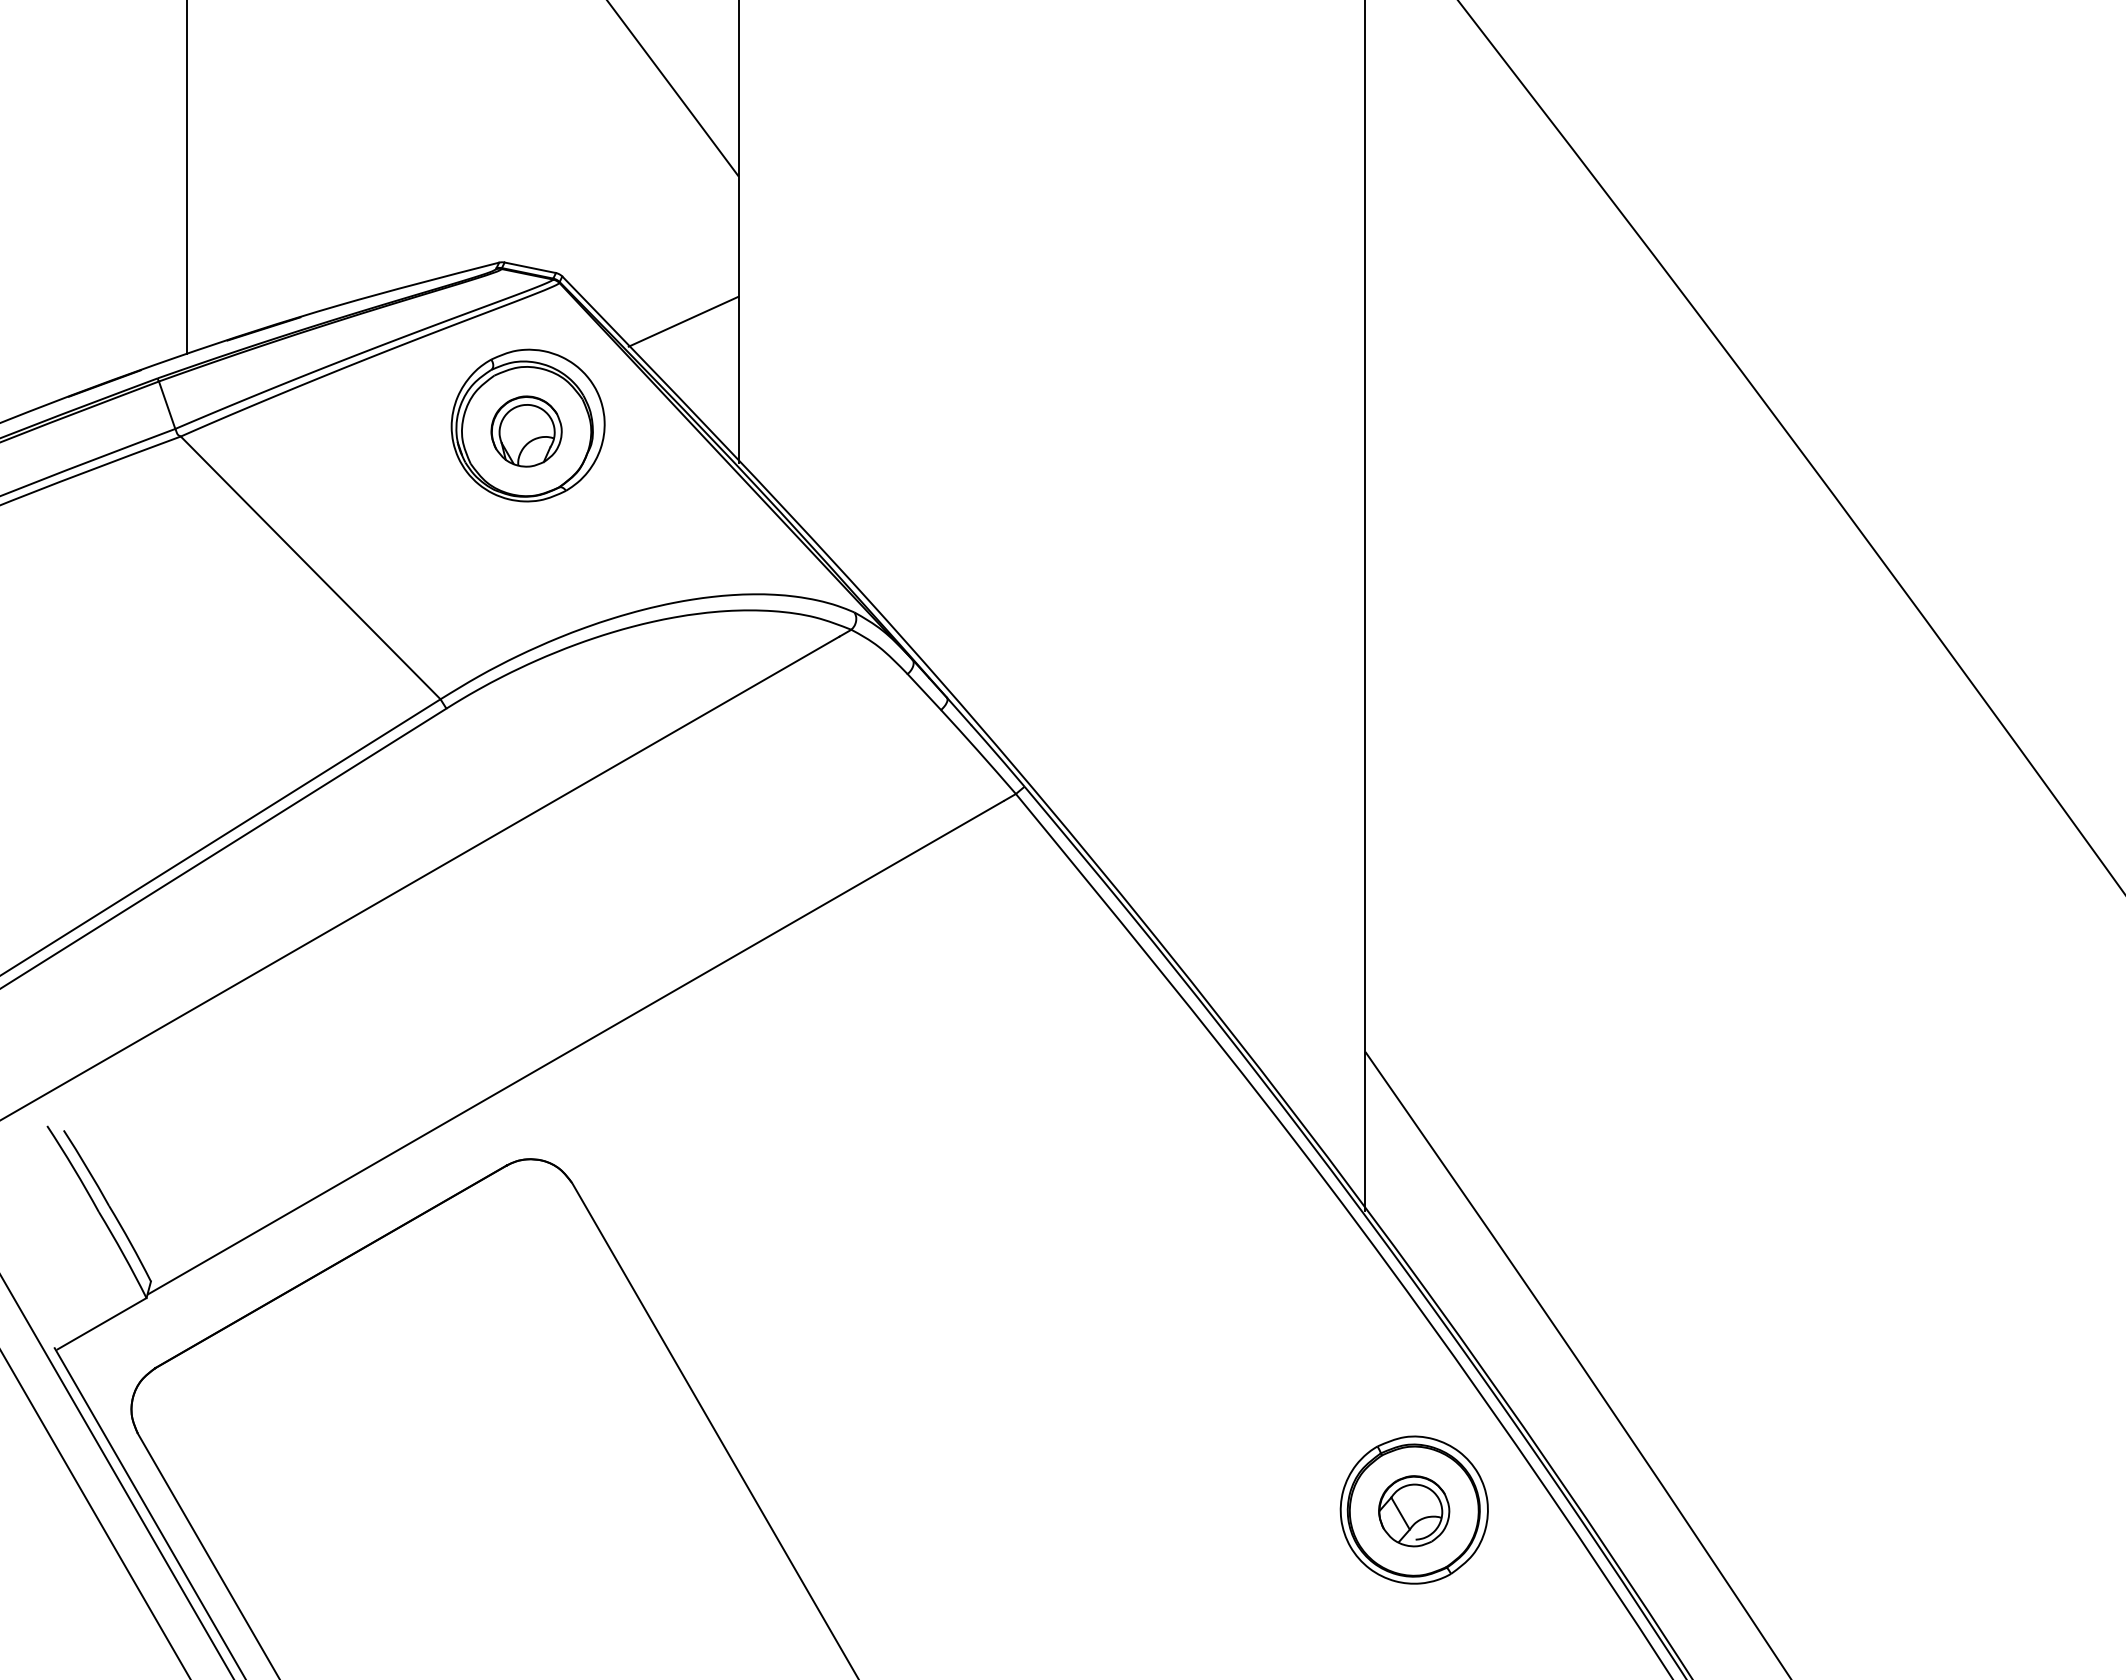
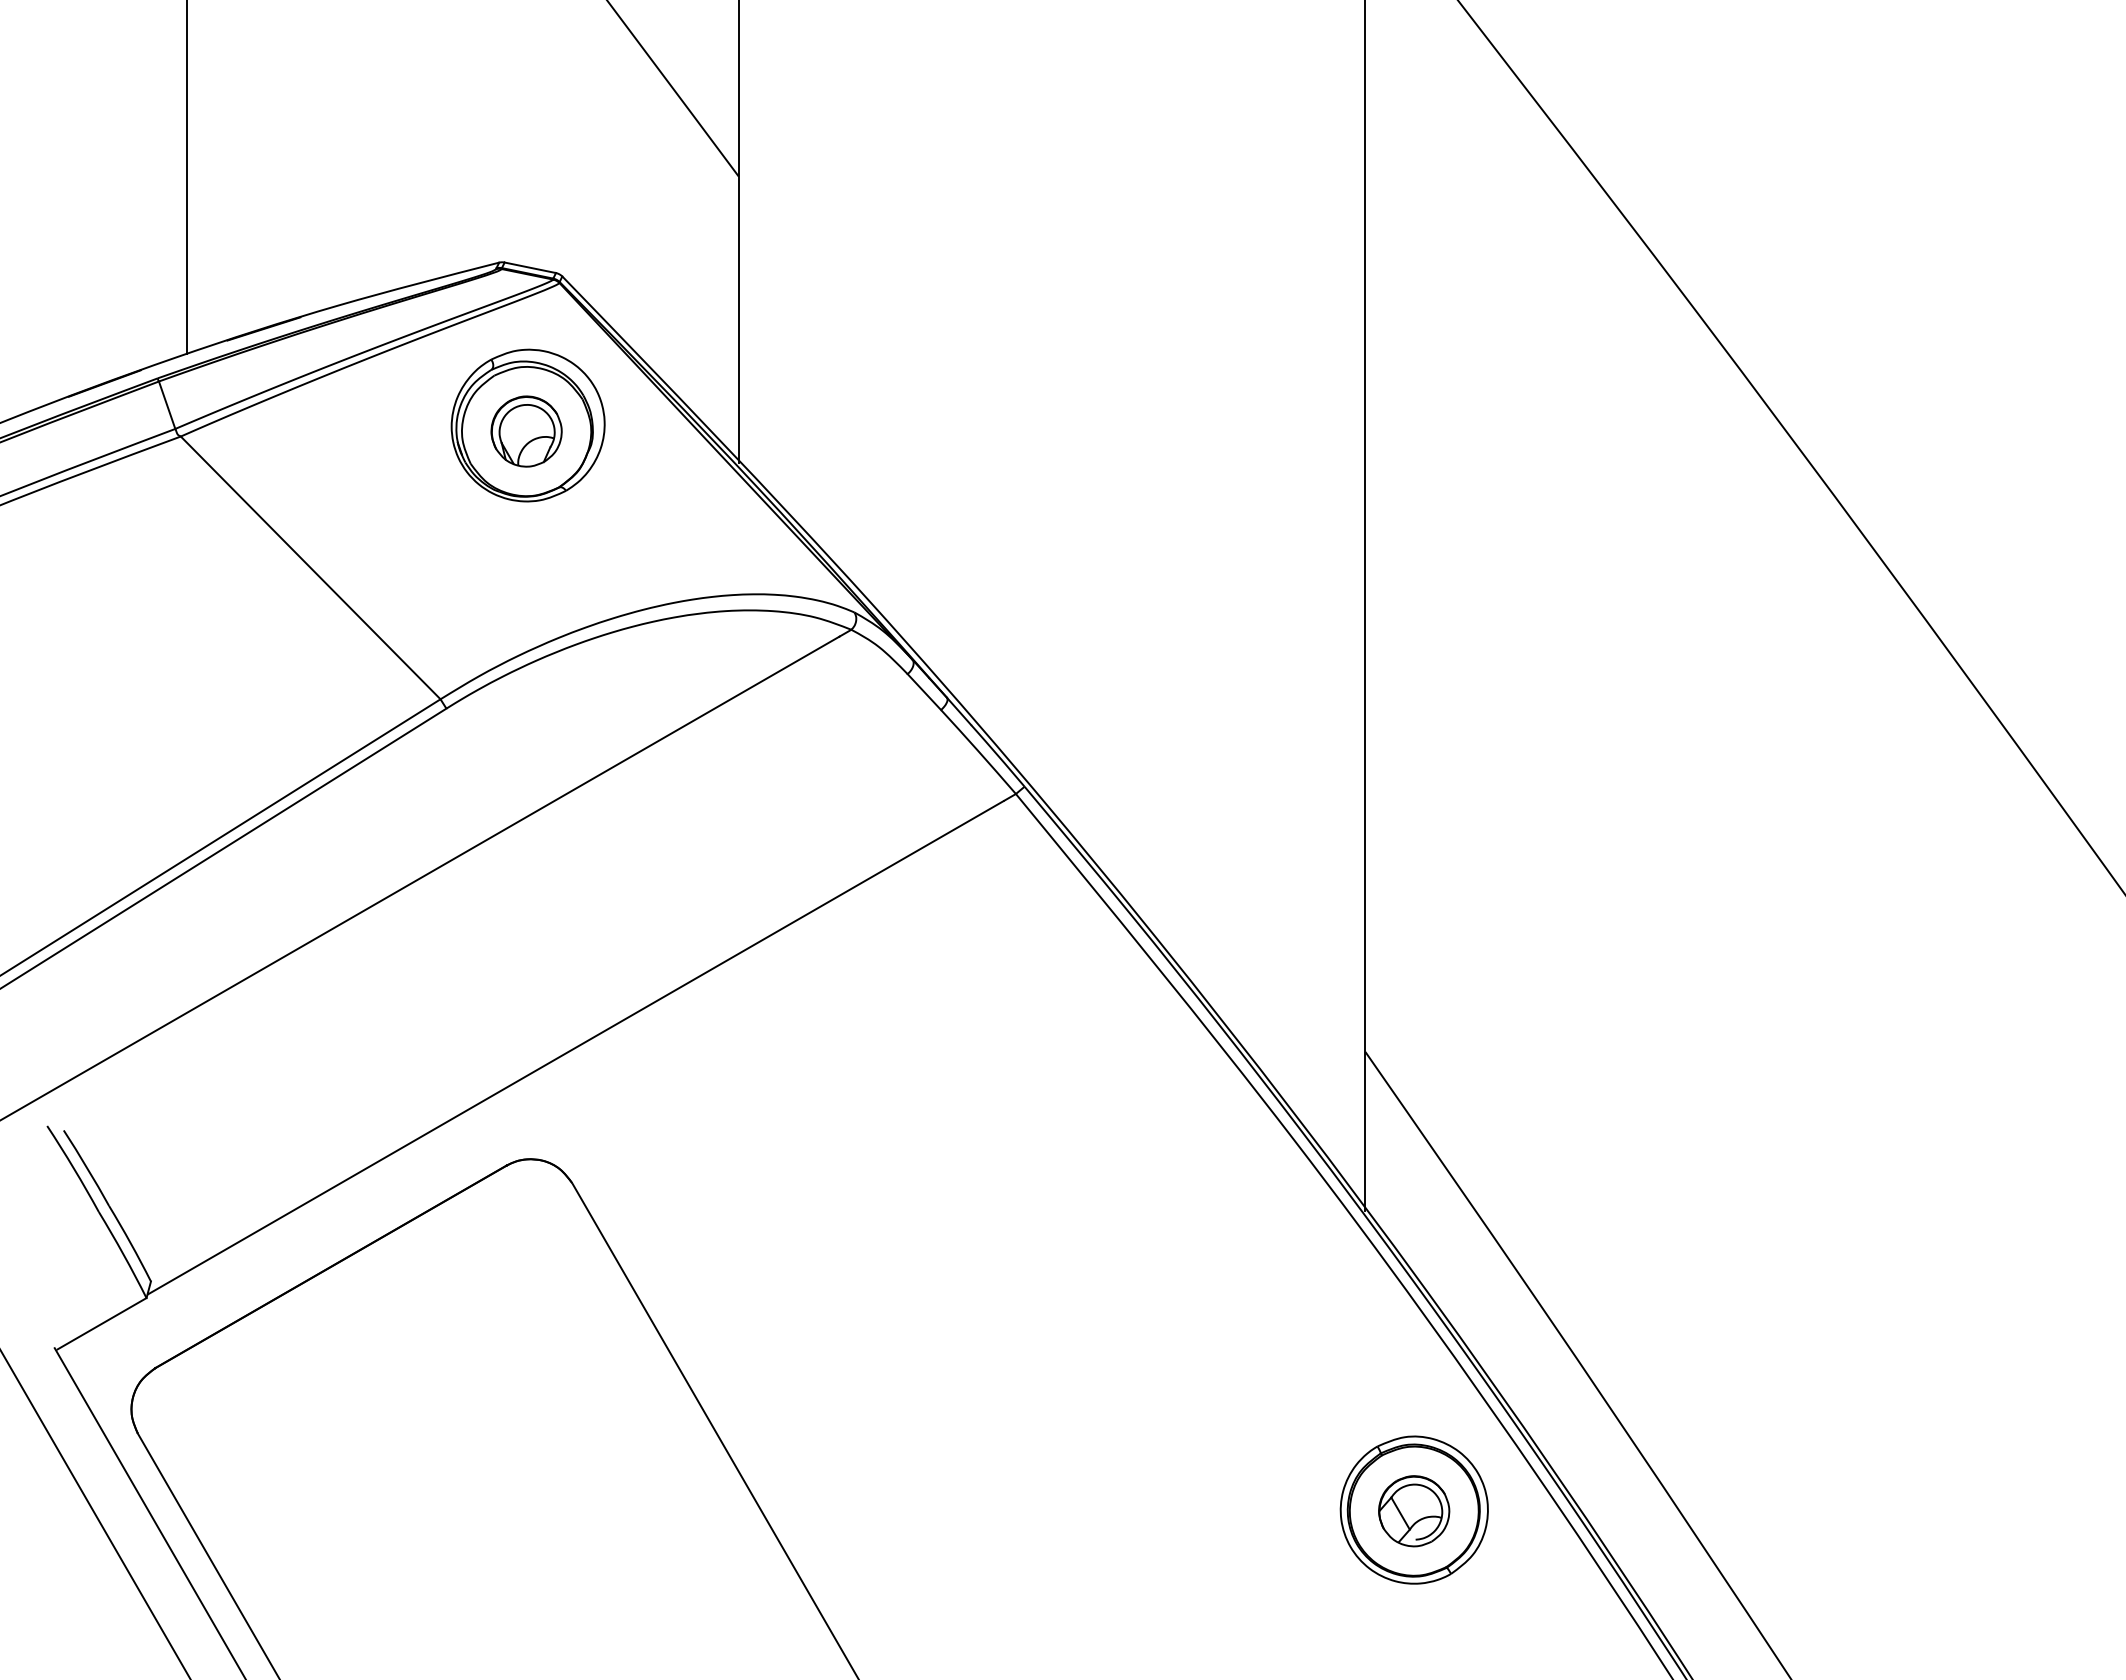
line: present -> none (683, 321)
line: present -> none (117, 1476)
